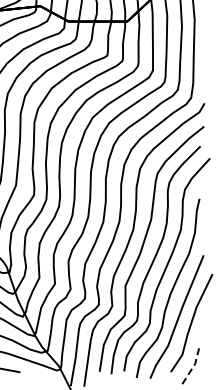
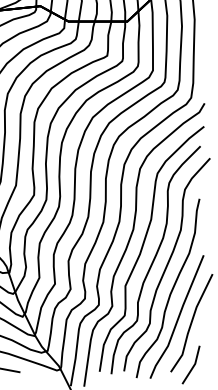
line: dashed -> solid (194, 365)
